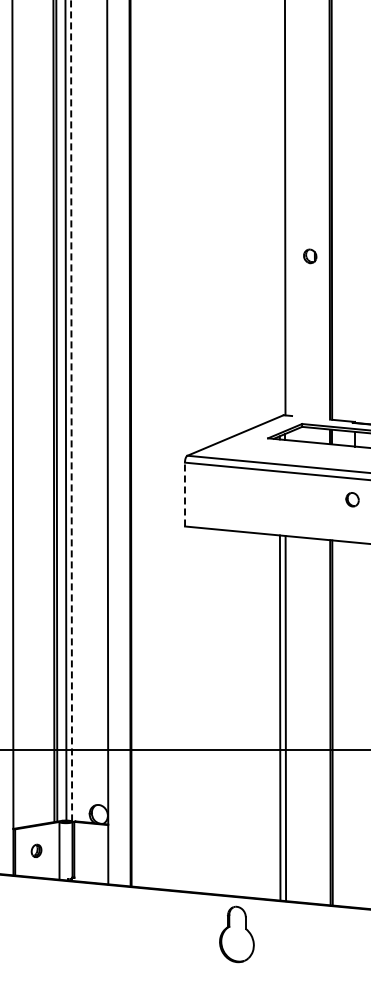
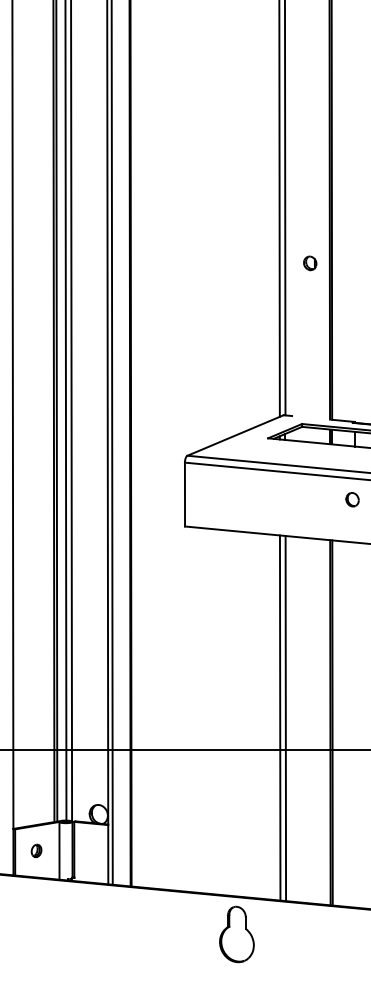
line: none -> present (279, 209)
part position: (310, 256) -> (310, 263) (310, 263)
line: dashed -> solid (71, 410)
line: none -> present (111, 443)
line: dashed -> solid (184, 494)
